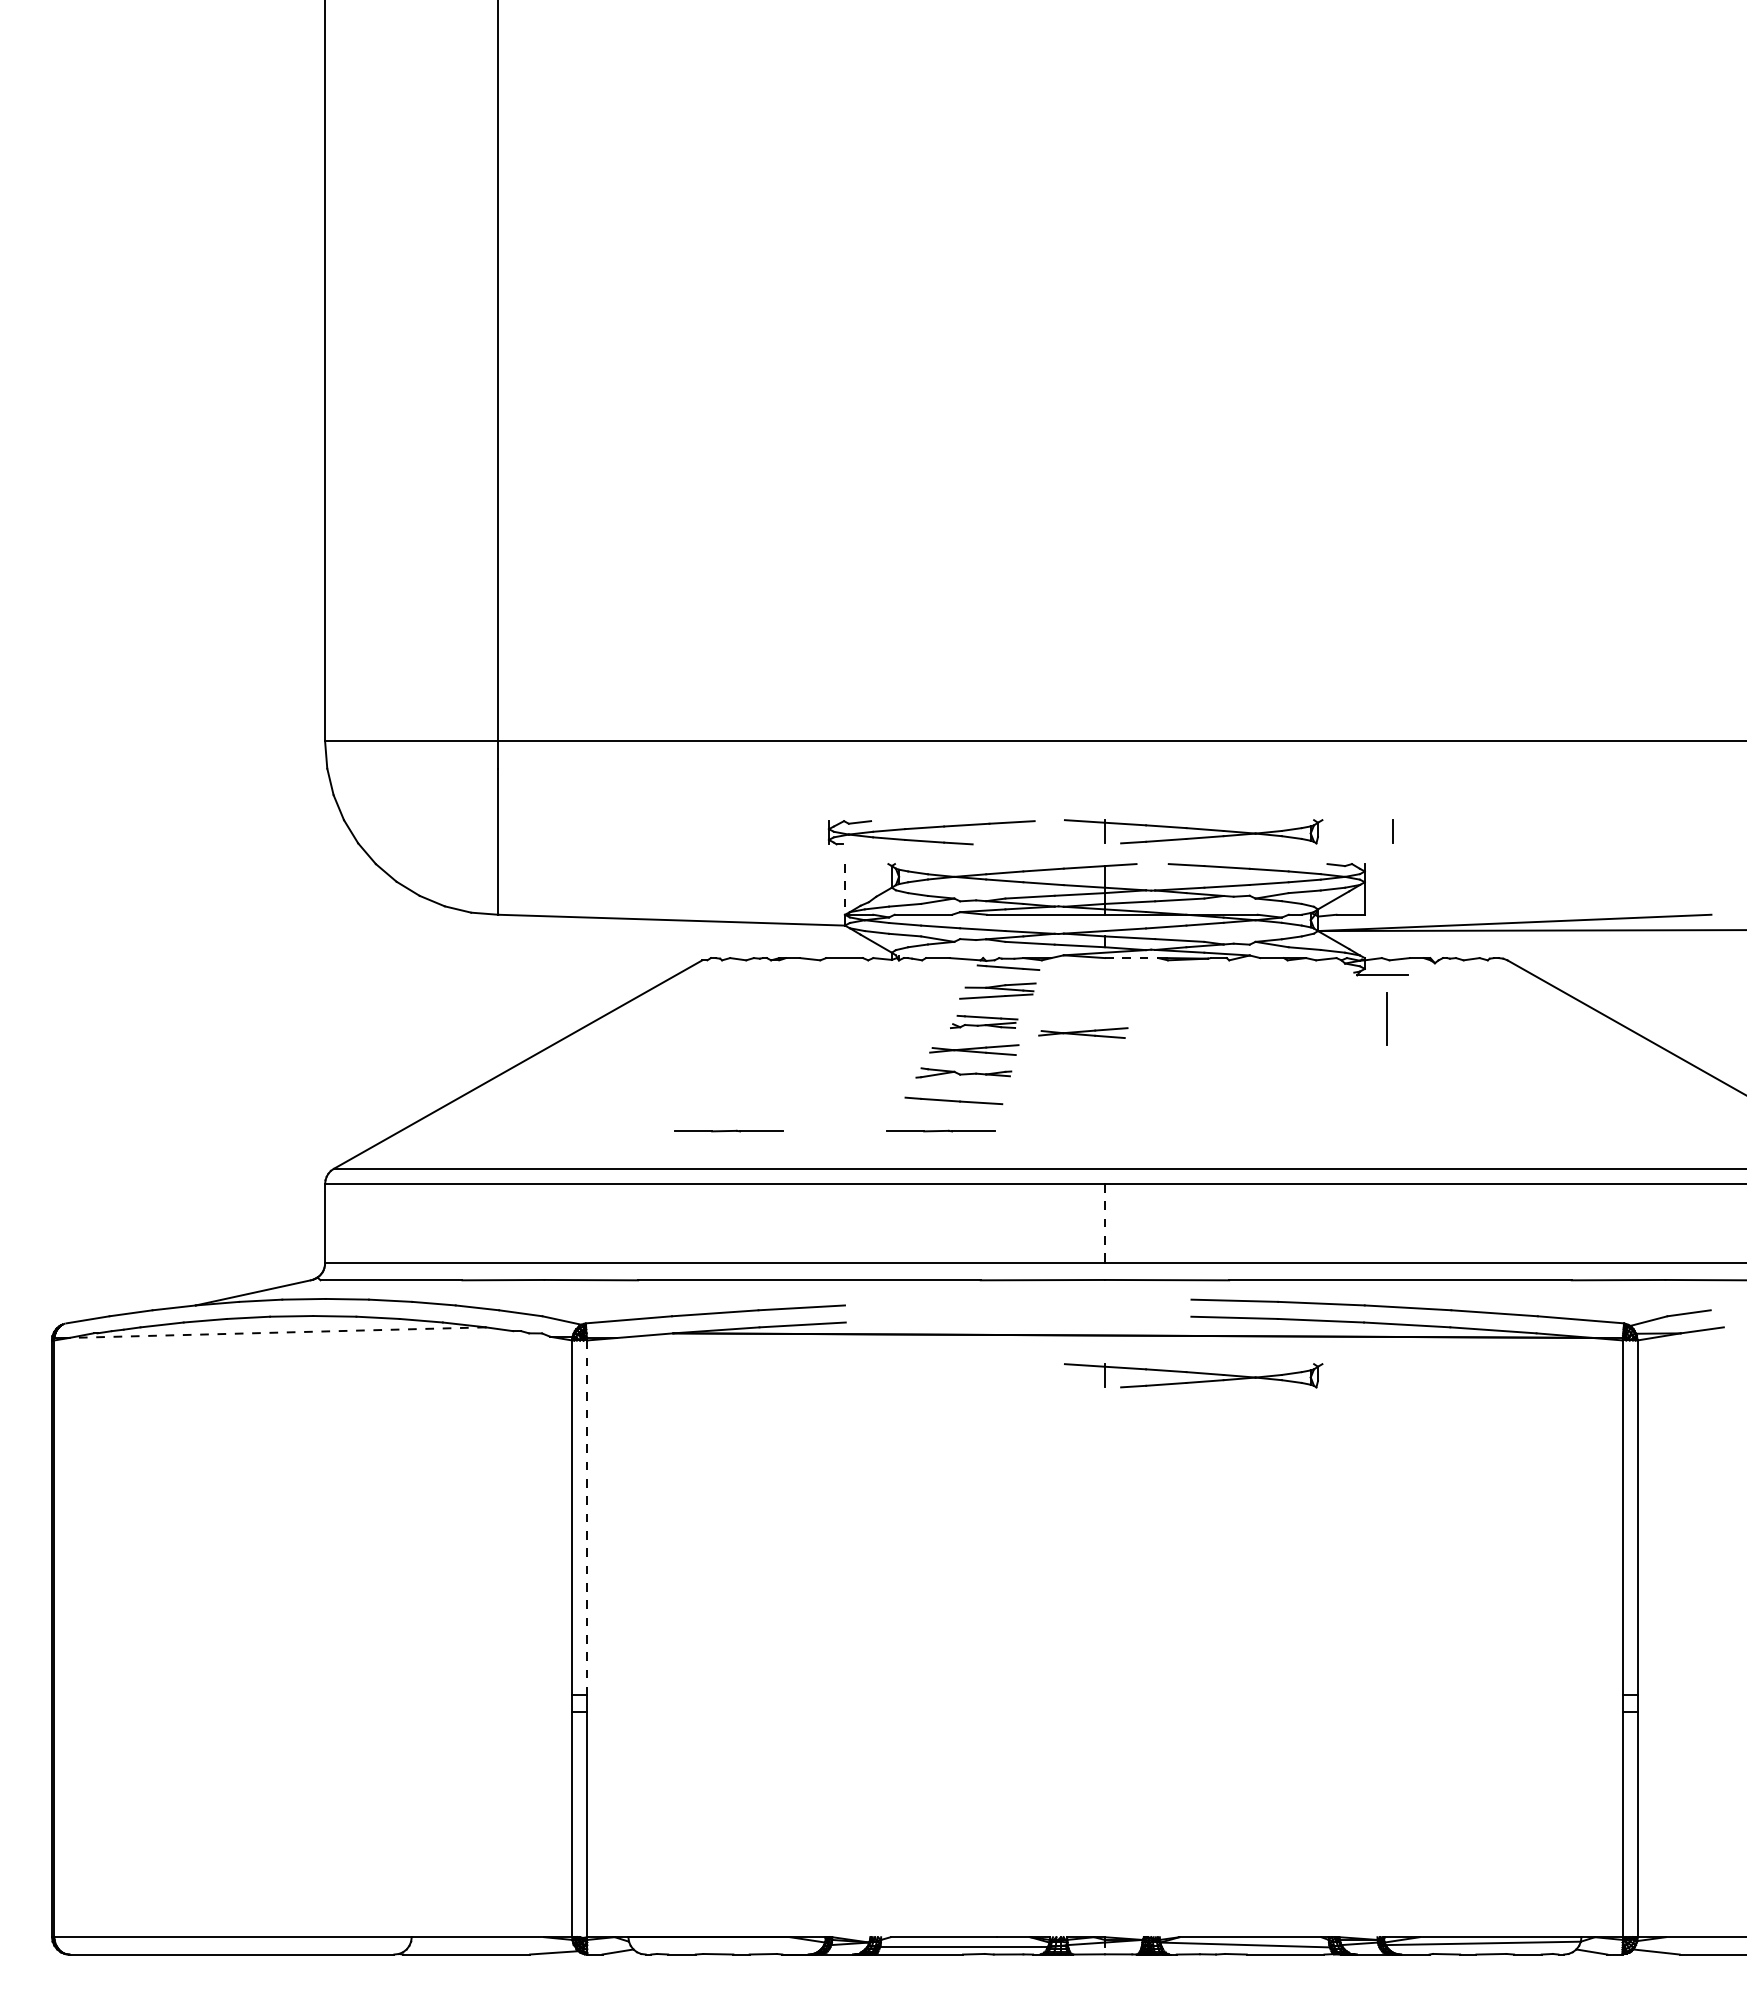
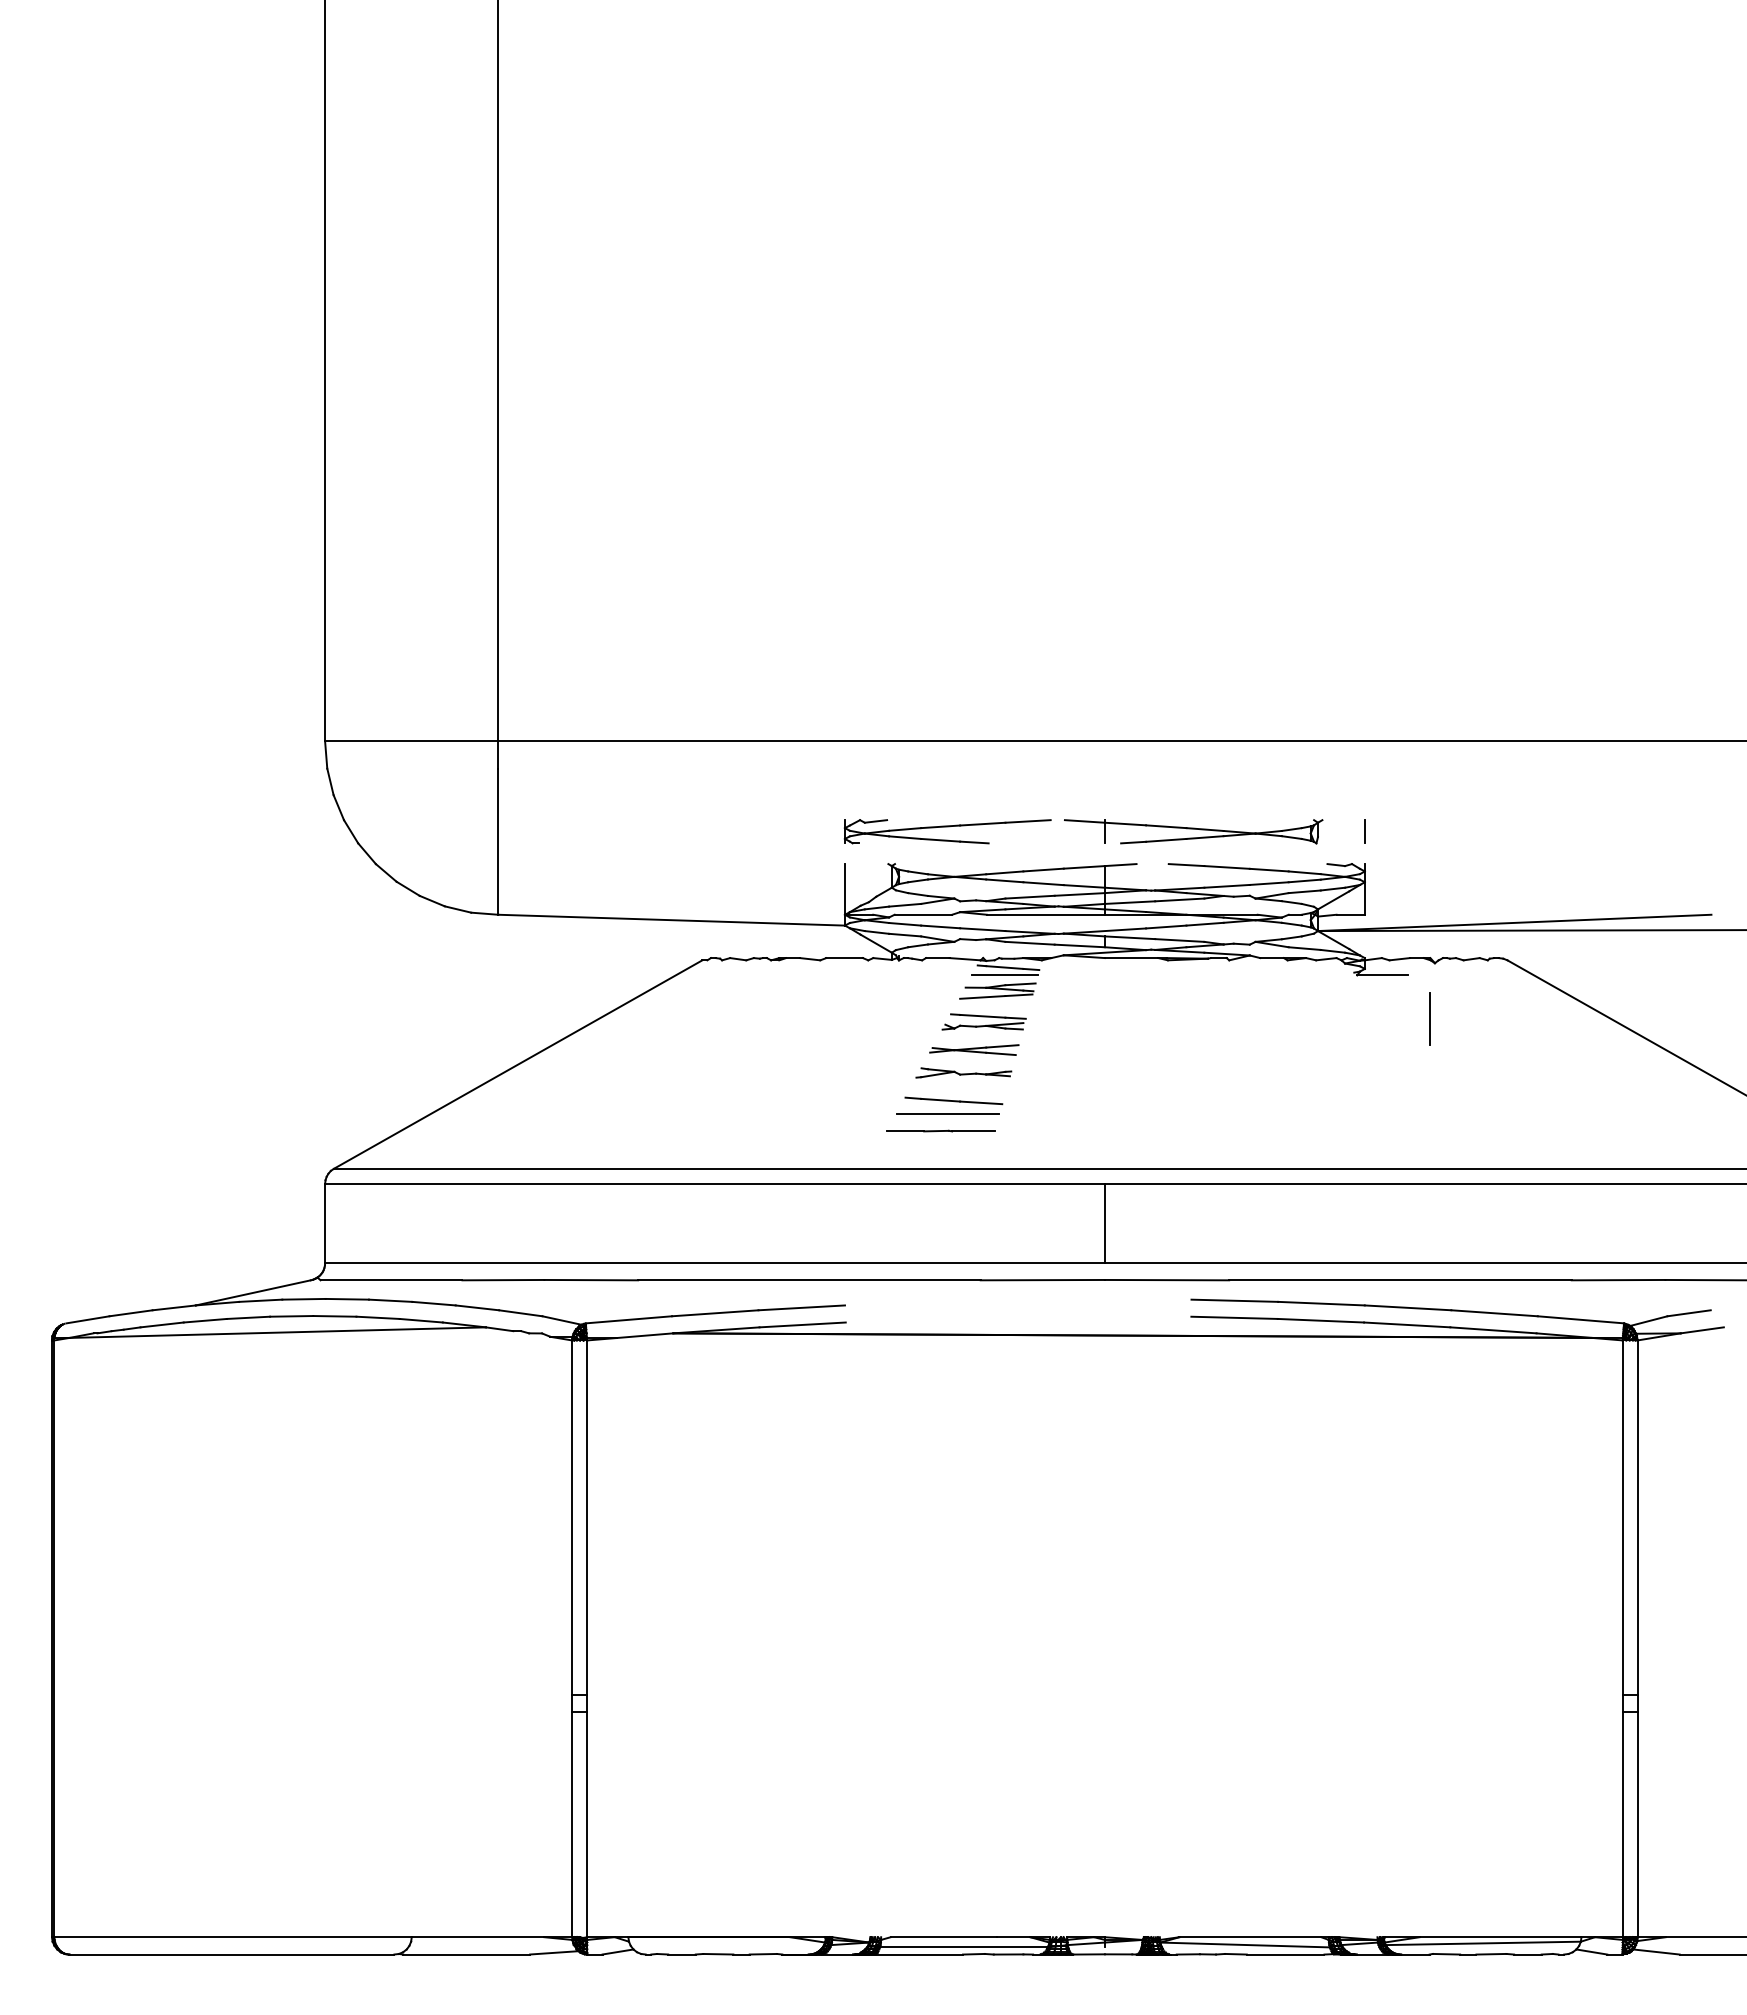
line position: (1392, 831) -> (1364, 831) (1364, 831)
part position: (931, 832) -> (947, 831) (947, 831)
line: dashed -> solid (844, 889)
line: dashed -> solid (1131, 958)
line: none -> present (1004, 975)
line position: (1386, 1018) -> (1429, 1018) (1429, 1018)
part size: 69x14 px -> 86x18 px (983, 1021)
part: present -> none (1083, 1032)
line: none -> present (947, 1114)
part: present -> none (728, 1130)
line: dashed -> solid (1104, 1223)
line: dashed -> solid (277, 1332)
part: present -> none (1193, 1375)
line: dashed -> solid (587, 1518)
